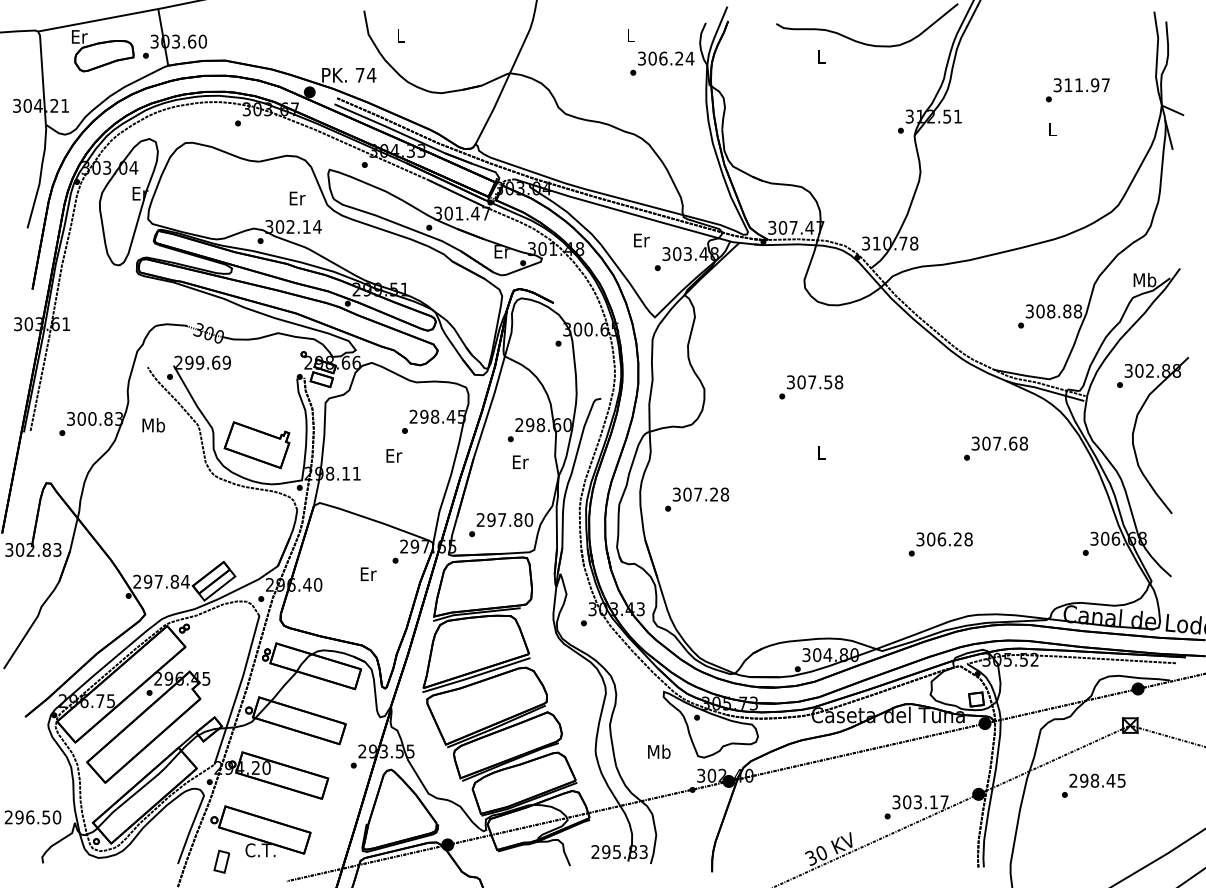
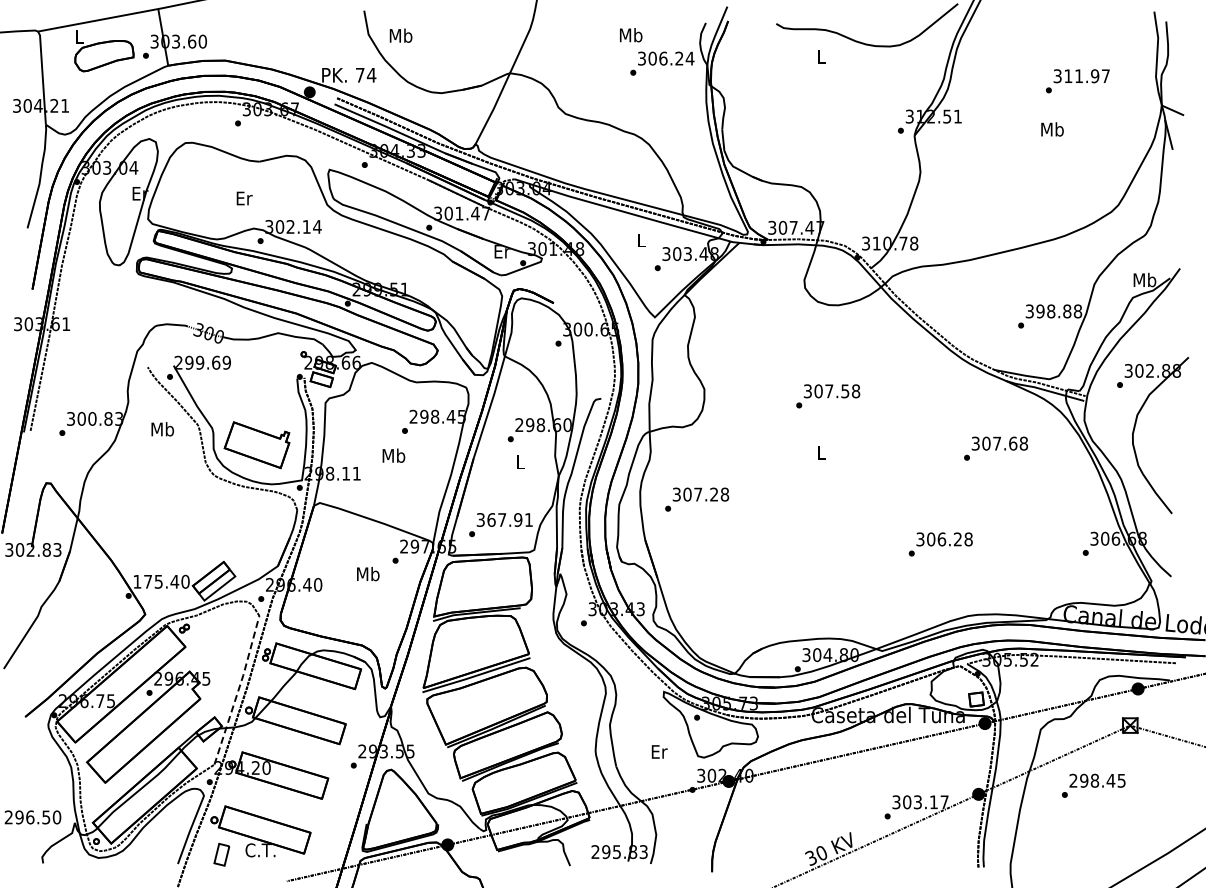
text: L -> Mb (400, 35)
text: L -> Mb (631, 35)
text: Er -> L (79, 36)
text position: (1077, 90) -> (1077, 81) (1077, 81)
text: L -> Mb (1052, 129)
text position: (297, 198) -> (244, 198) (244, 198)
text: Er -> L (641, 240)
text: 308.88 -> 398.88 (1040, 311)
text position: (811, 387) -> (828, 396) (828, 396)
text position: (153, 425) -> (162, 429) (162, 429)
text: Er -> Mb (393, 455)
text: Er -> L (520, 462)
text: 297.80 -> 367.91 (504, 519)
text: Er -> Mb (368, 573)
text: 297.84 -> 175.40 (161, 581)
line: solid -> dashed (238, 689)
text: Mb -> Er (659, 751)
part position: (221, 861) -> (221, 854) (221, 854)
